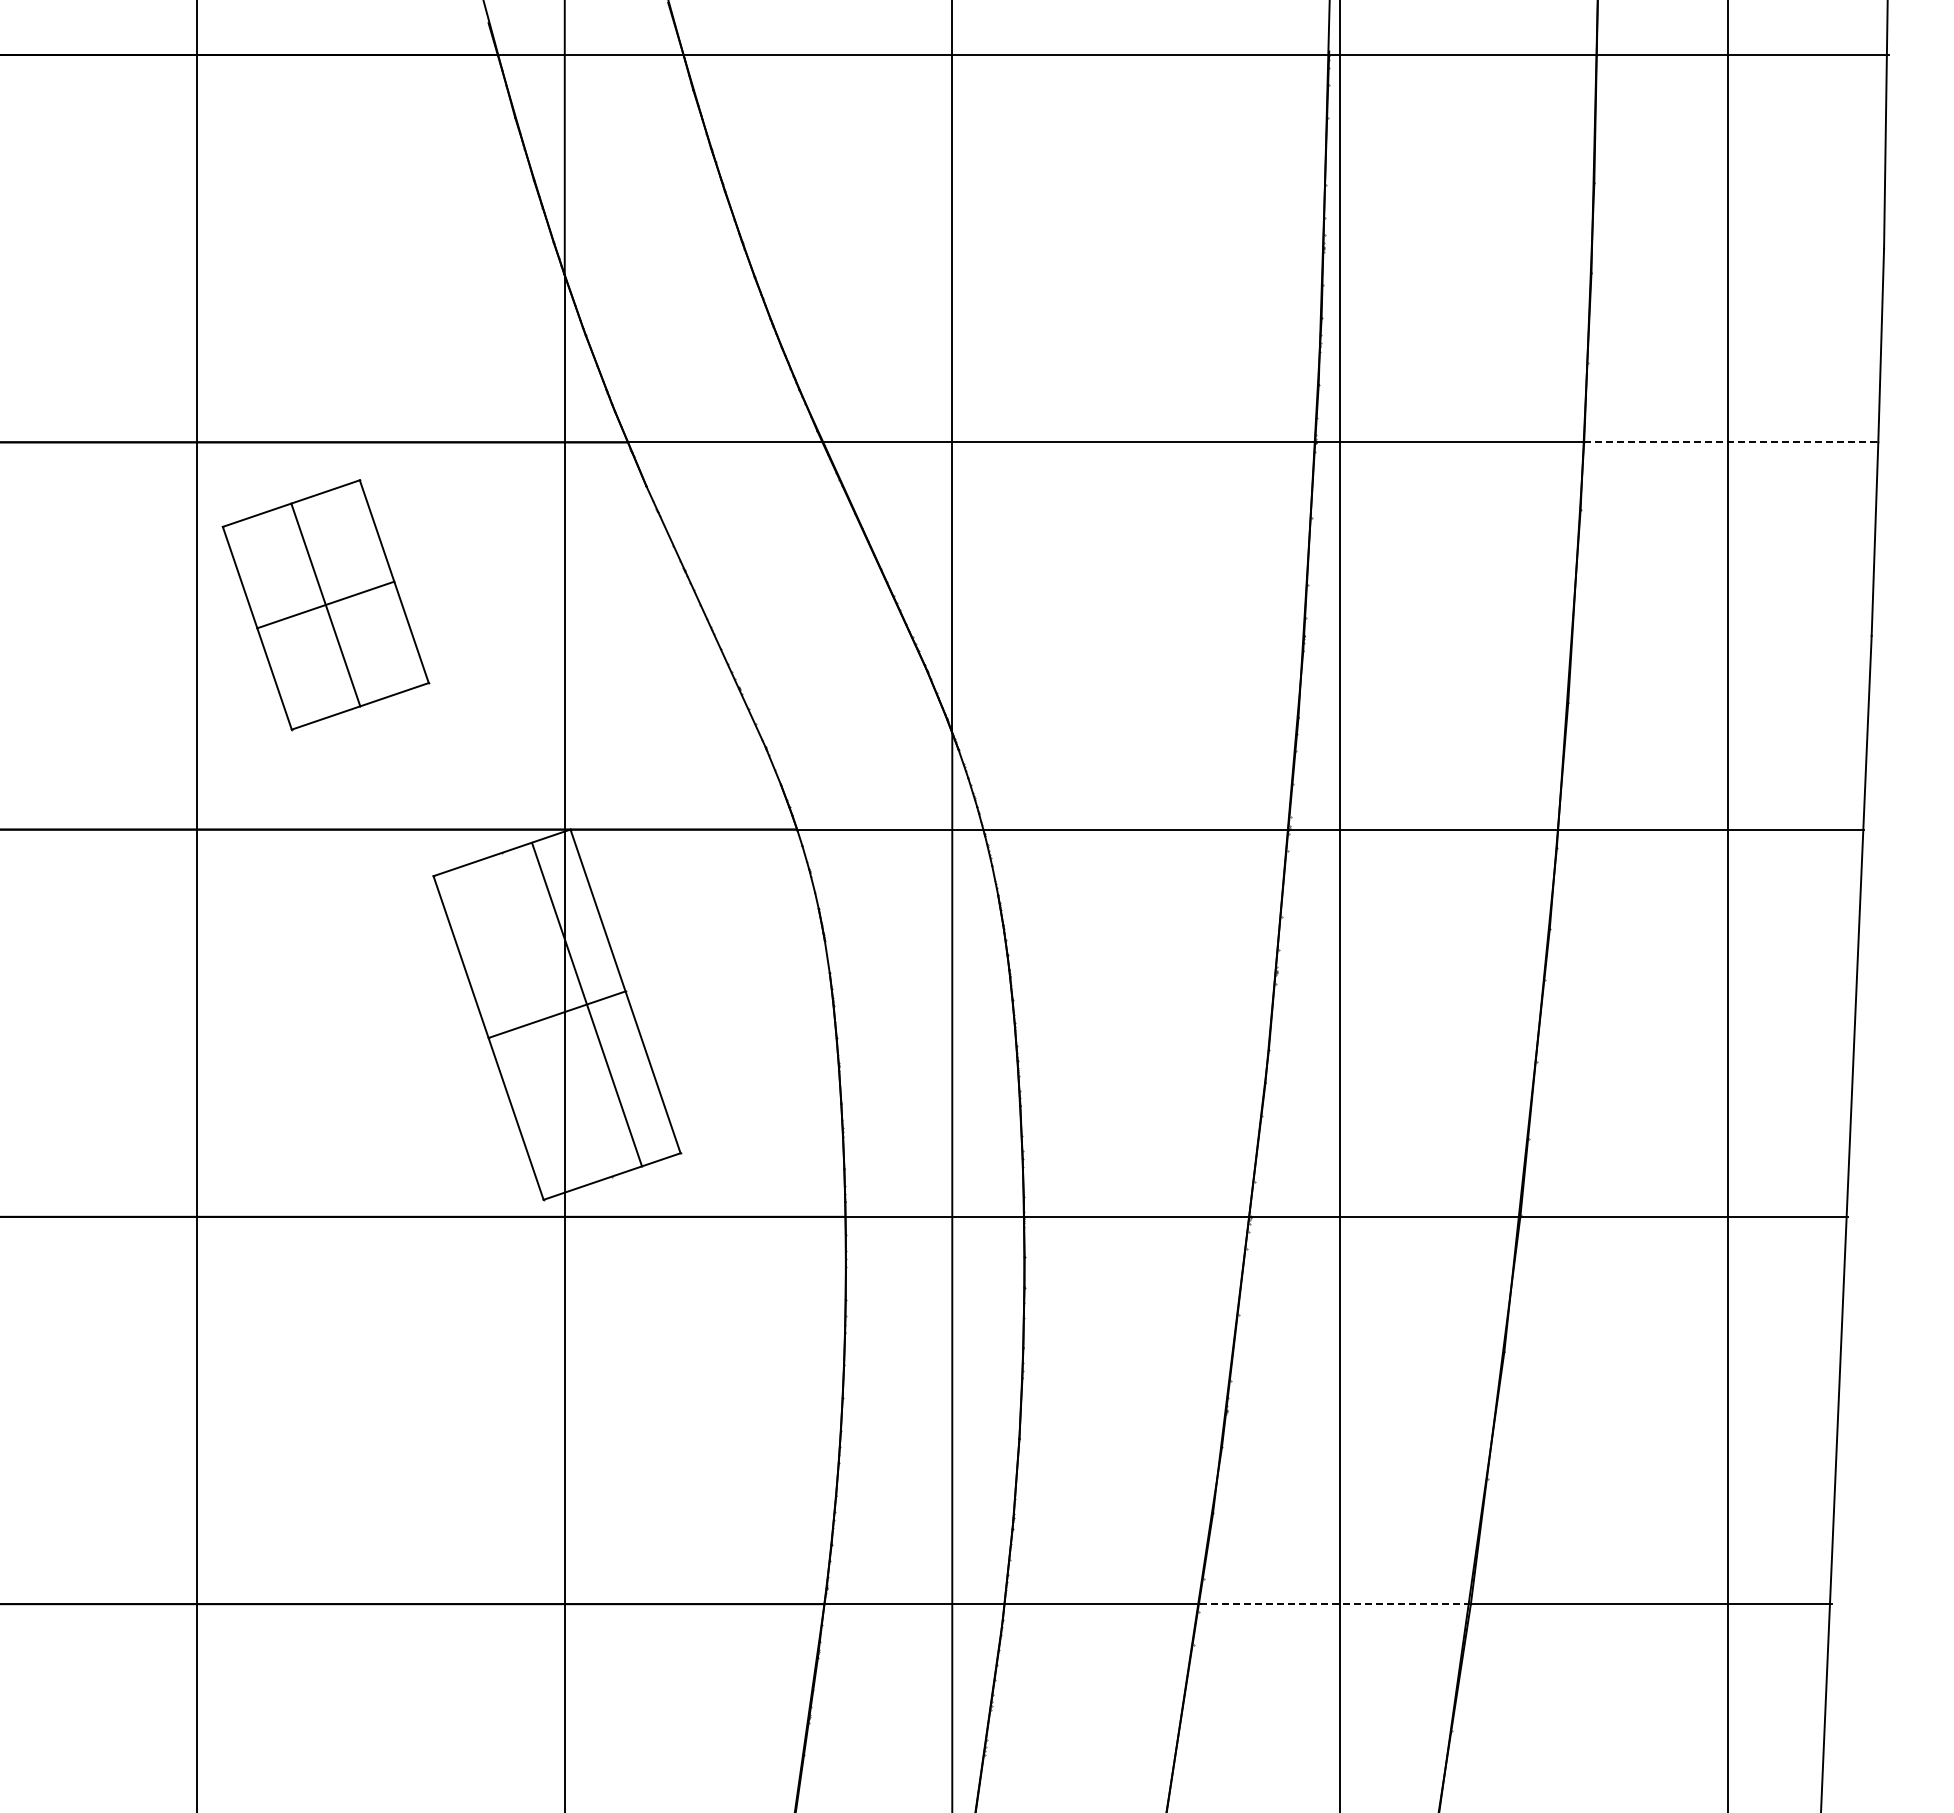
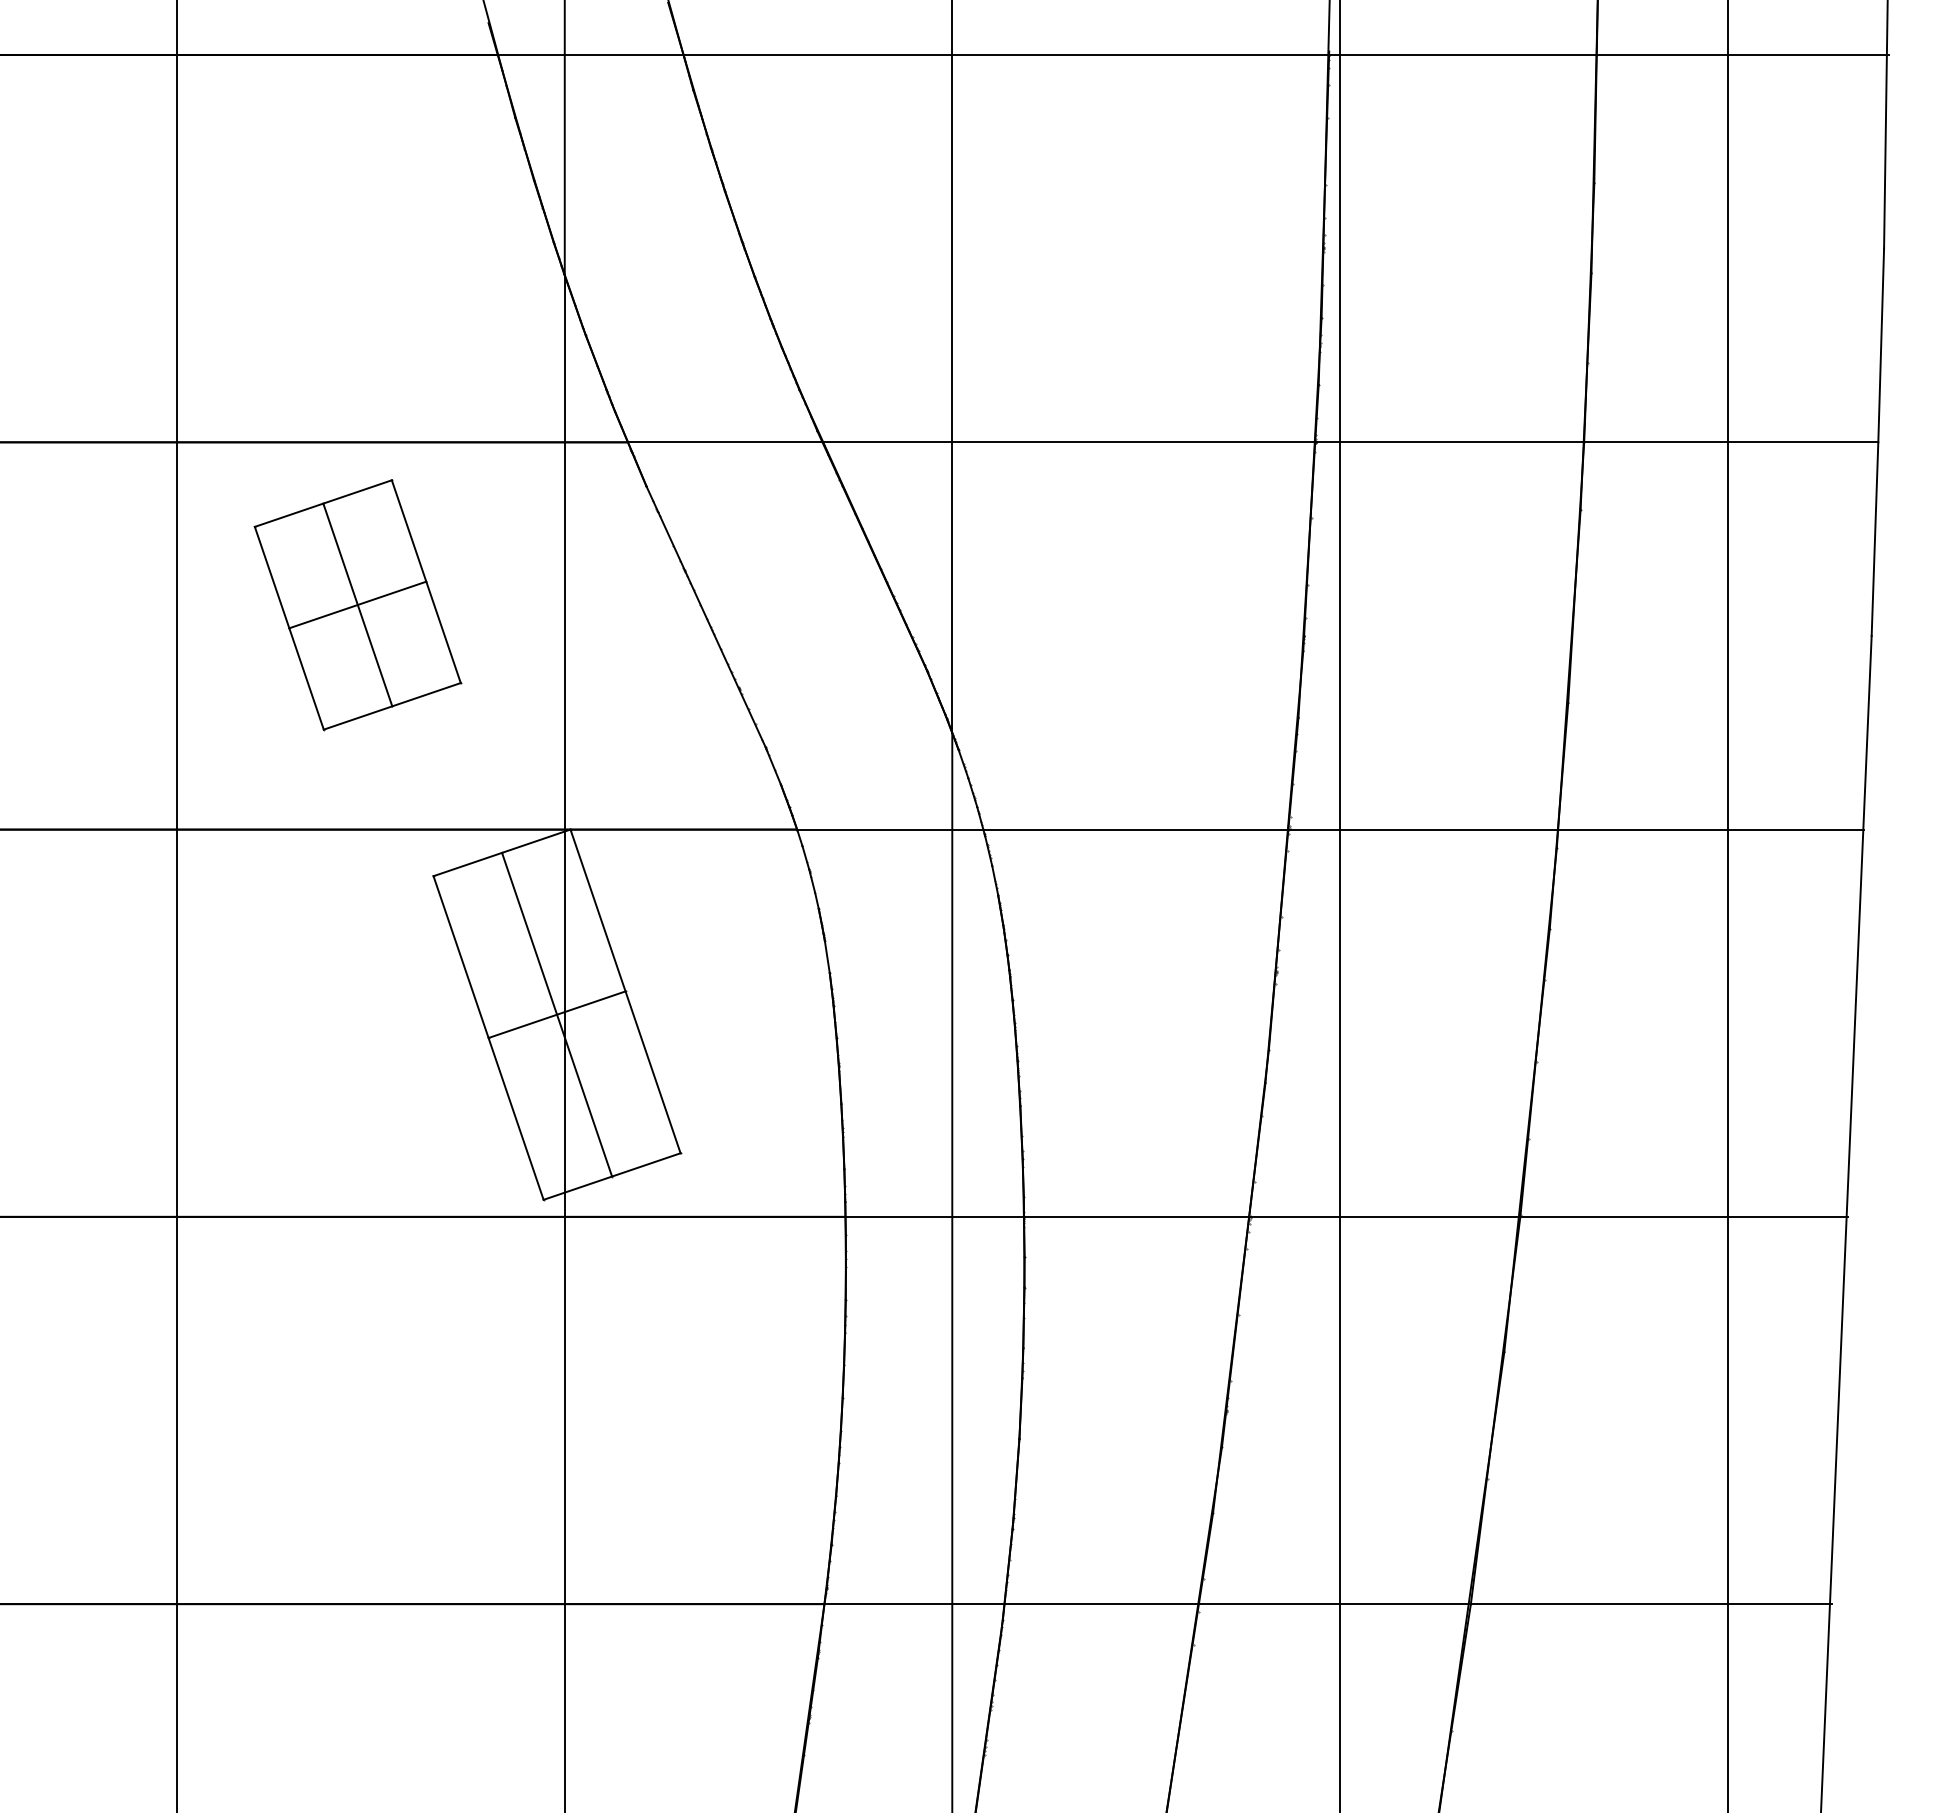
line: dashed -> solid (1731, 442)
part position: (325, 605) -> (357, 605) (357, 605)
line position: (197, 905) -> (177, 905) (177, 905)
line position: (587, 1004) -> (557, 1014) (557, 1014)
line: dashed -> solid (1336, 1604)
